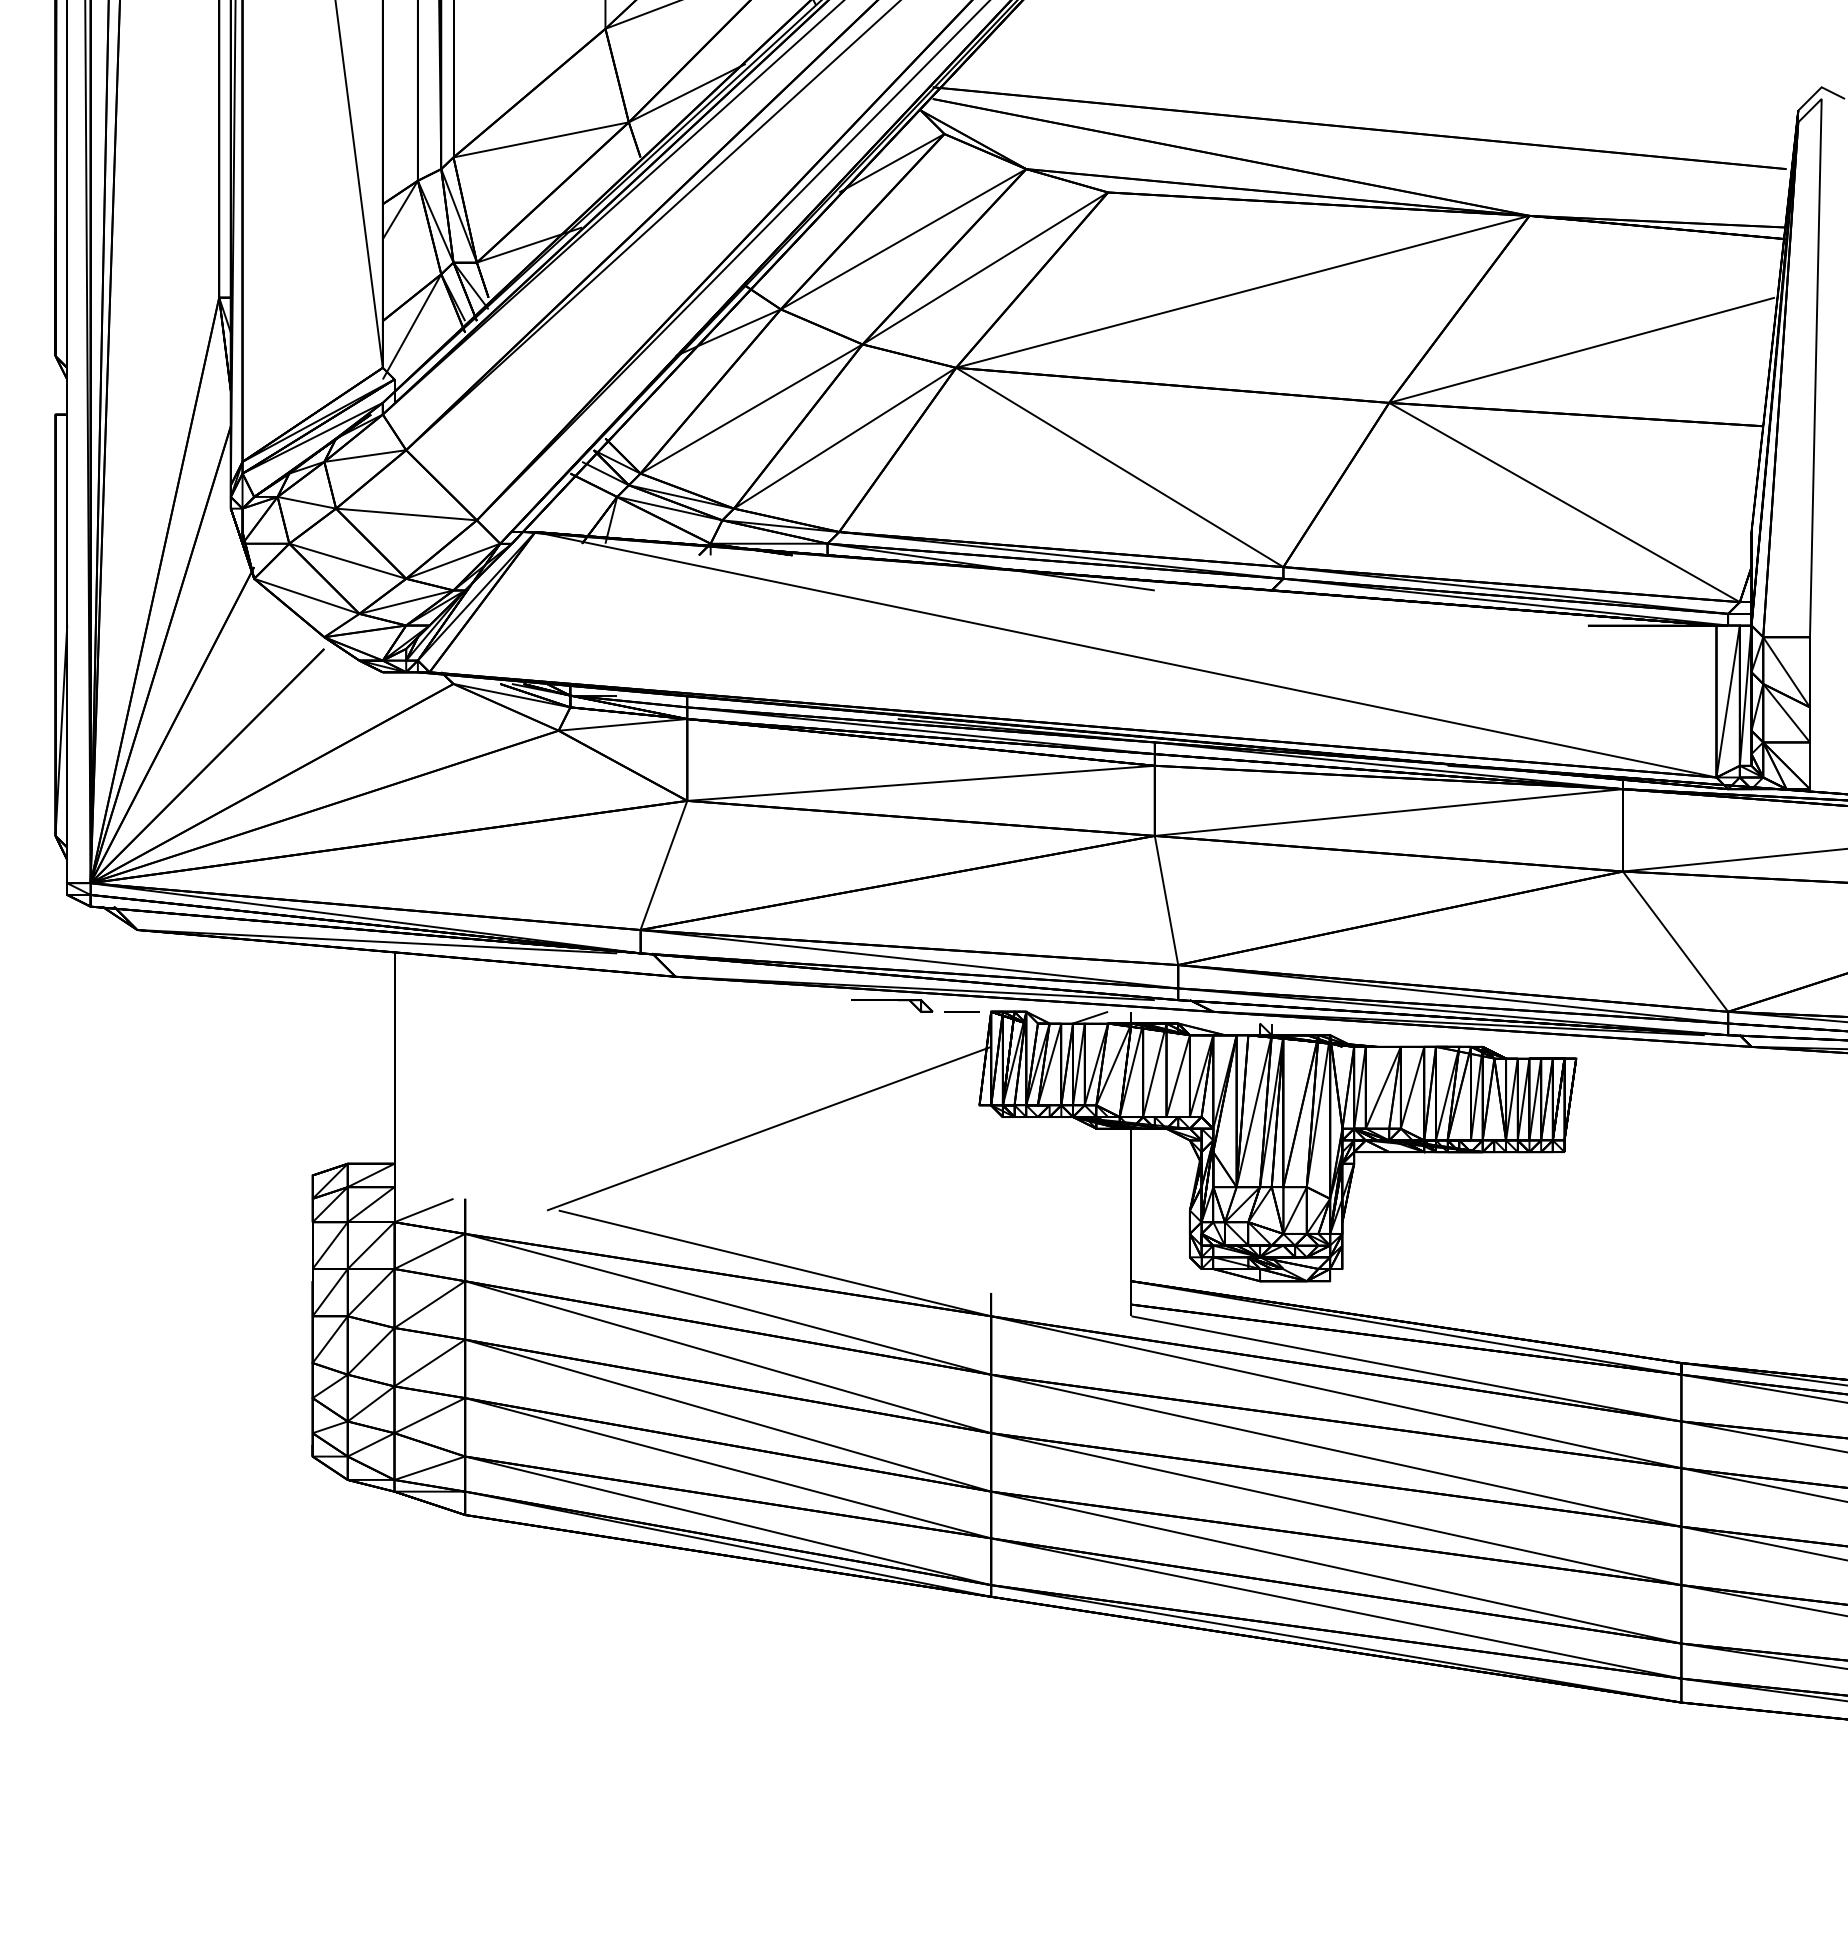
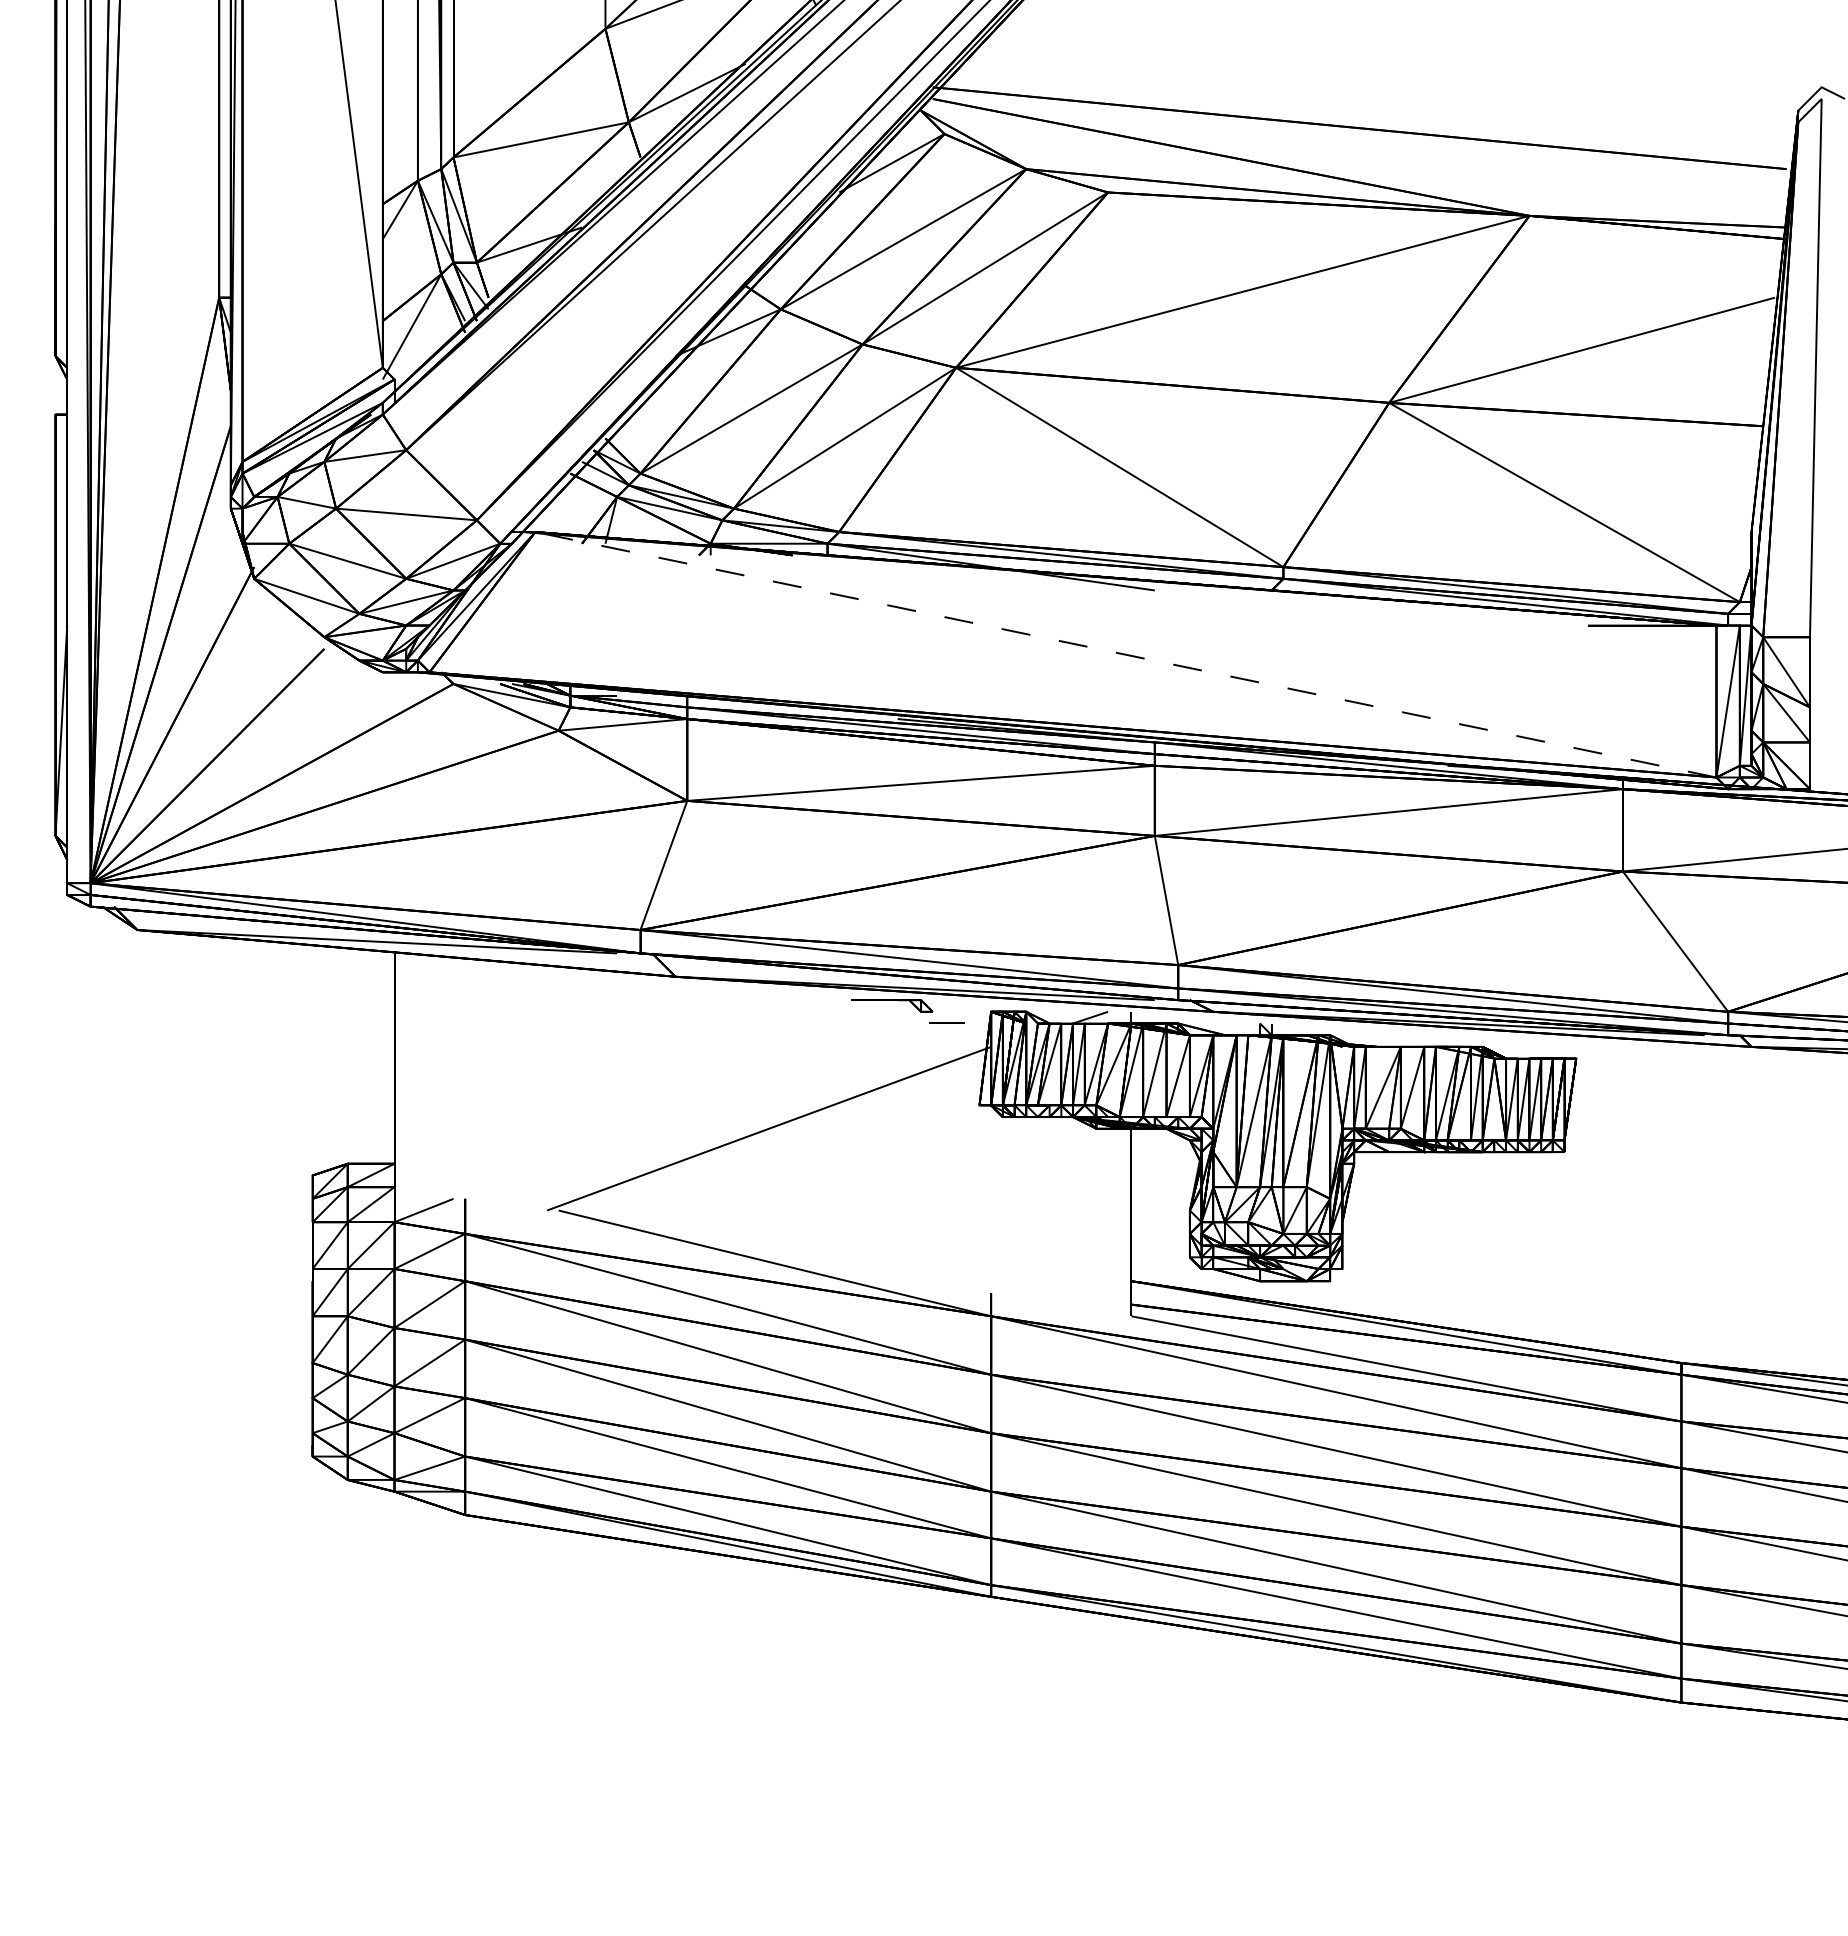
line: solid -> dashed (1113, 652)
line position: (961, 1011) -> (946, 1022) (946, 1022)
